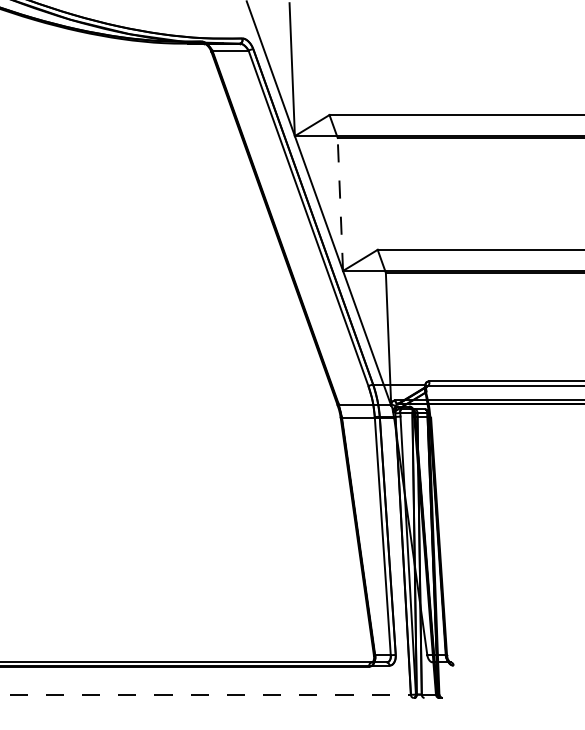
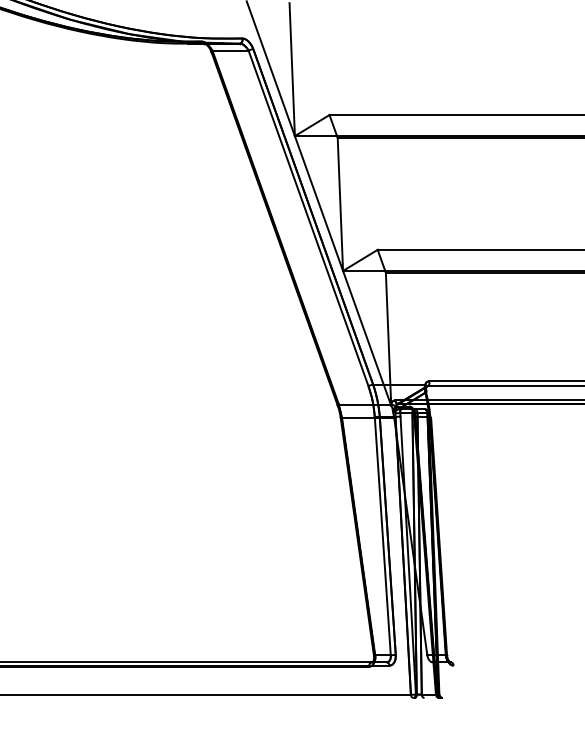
line: dashed -> solid (340, 204)
line: dashed -> solid (205, 694)
